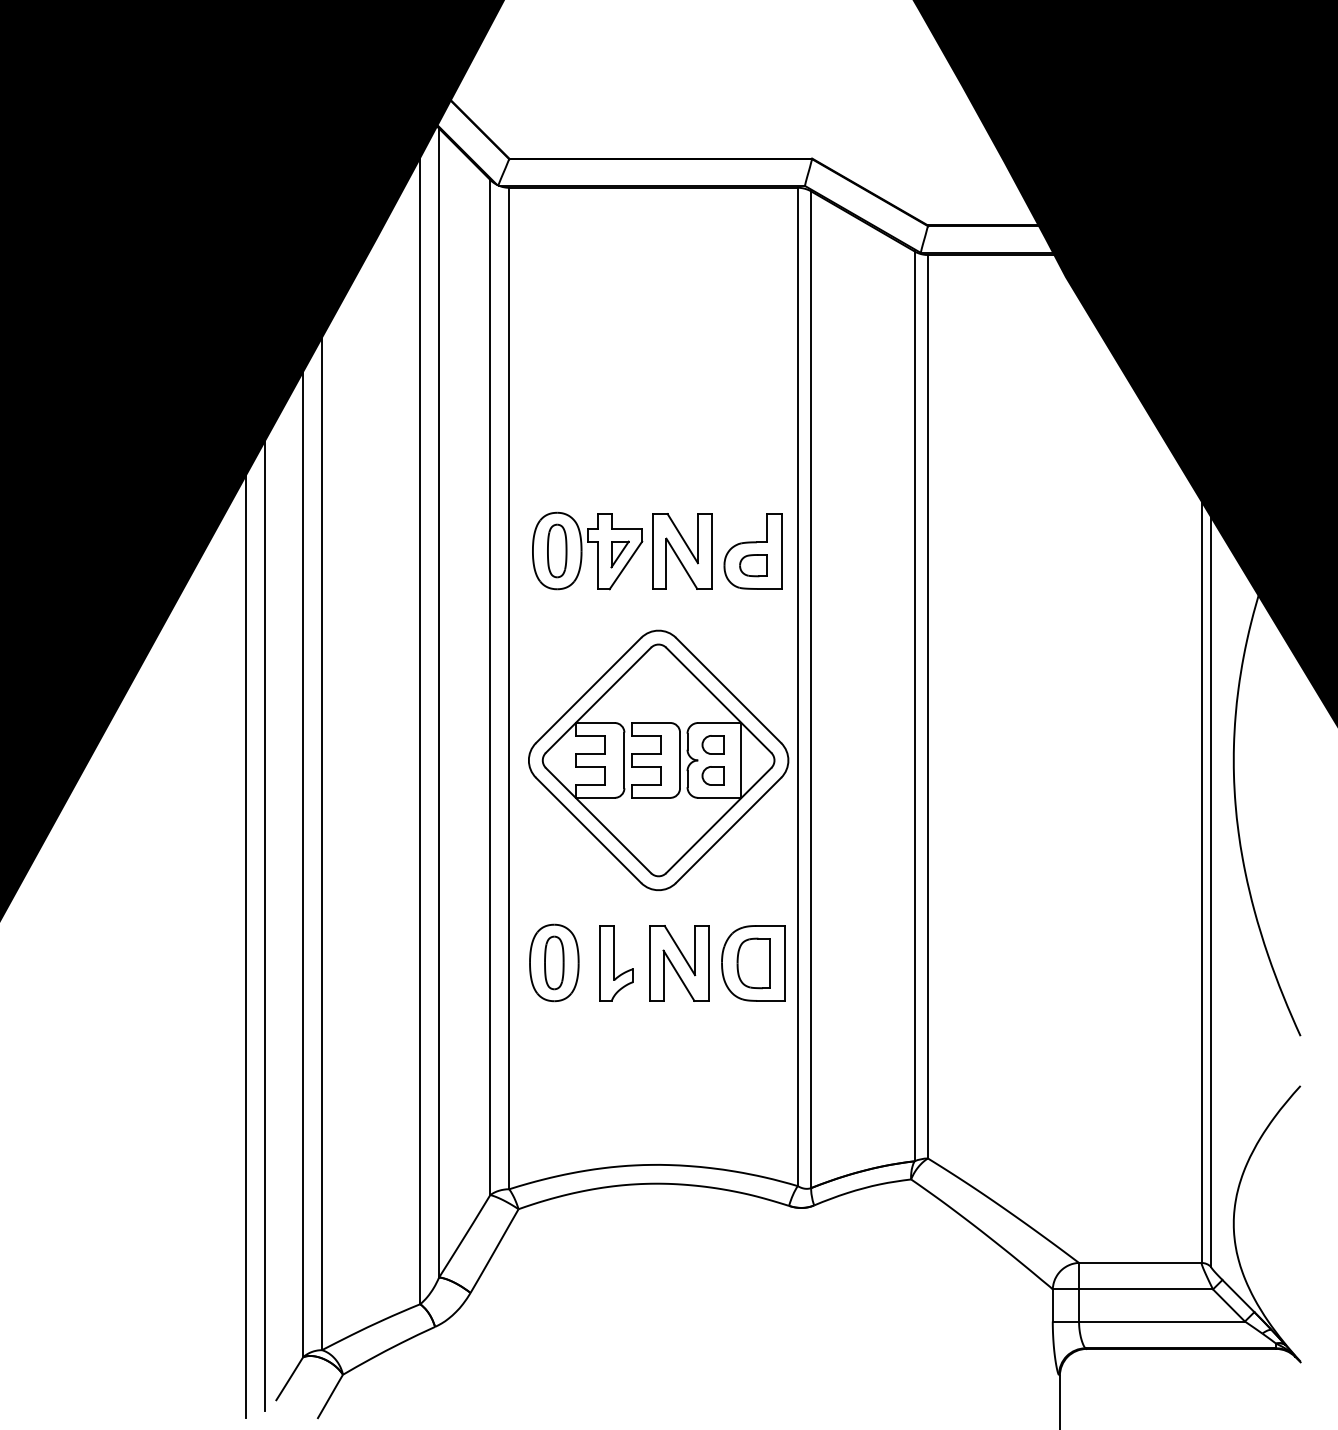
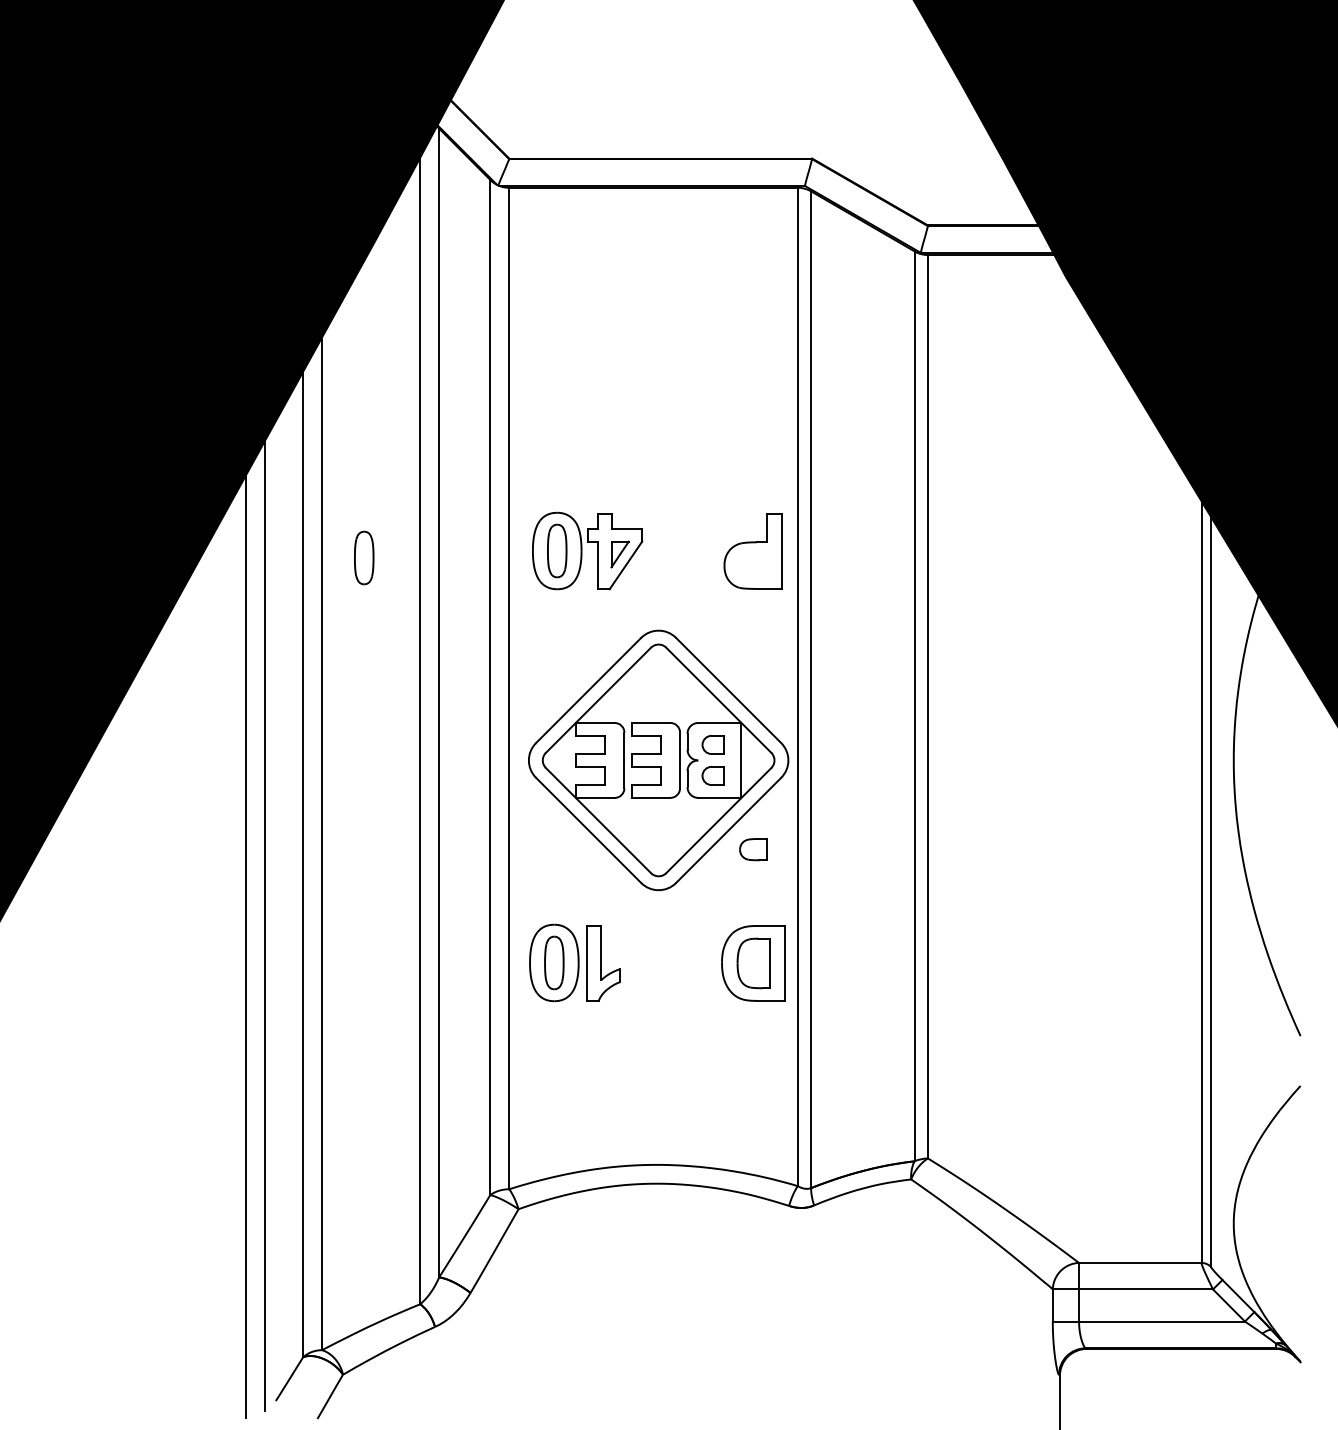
part: present -> none (682, 551)
part: none -> present (364, 557)
part position: (753, 565) -> (753, 849) (753, 849)
part position: (616, 963) -> (603, 963) (603, 963)
part: present -> none (679, 963)
